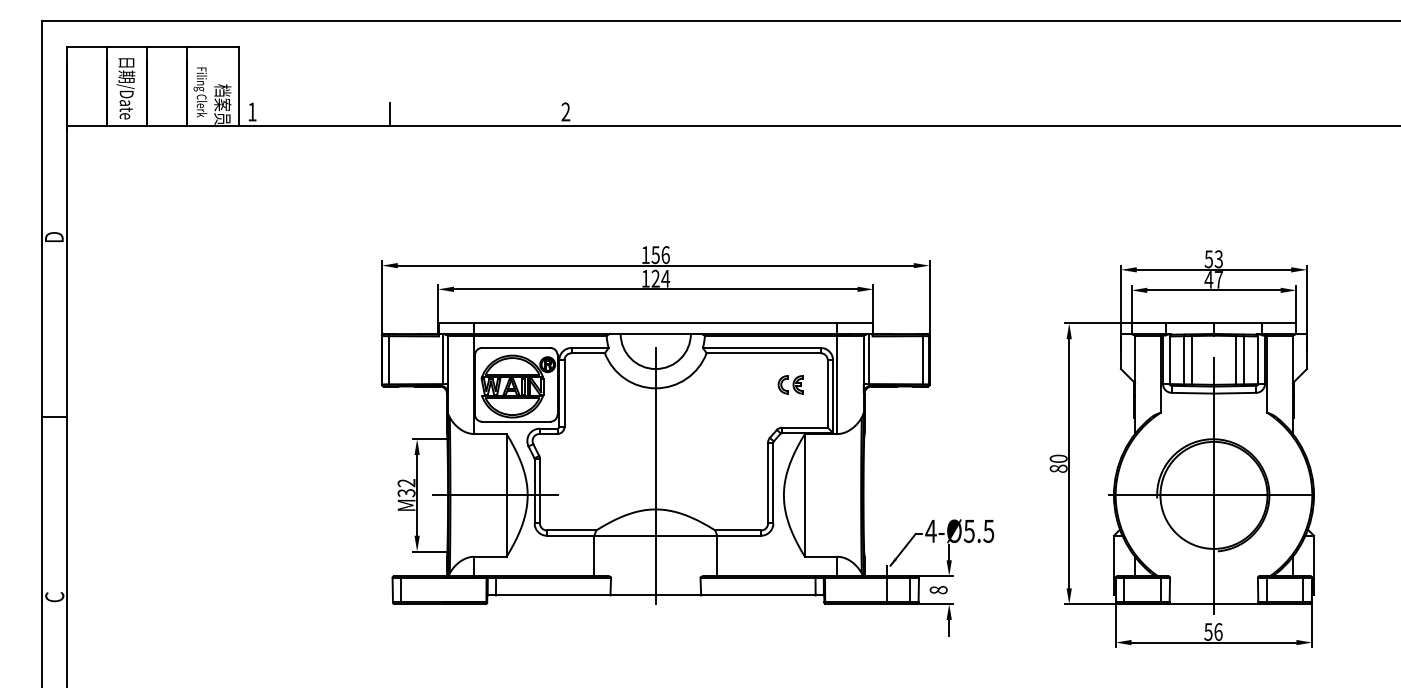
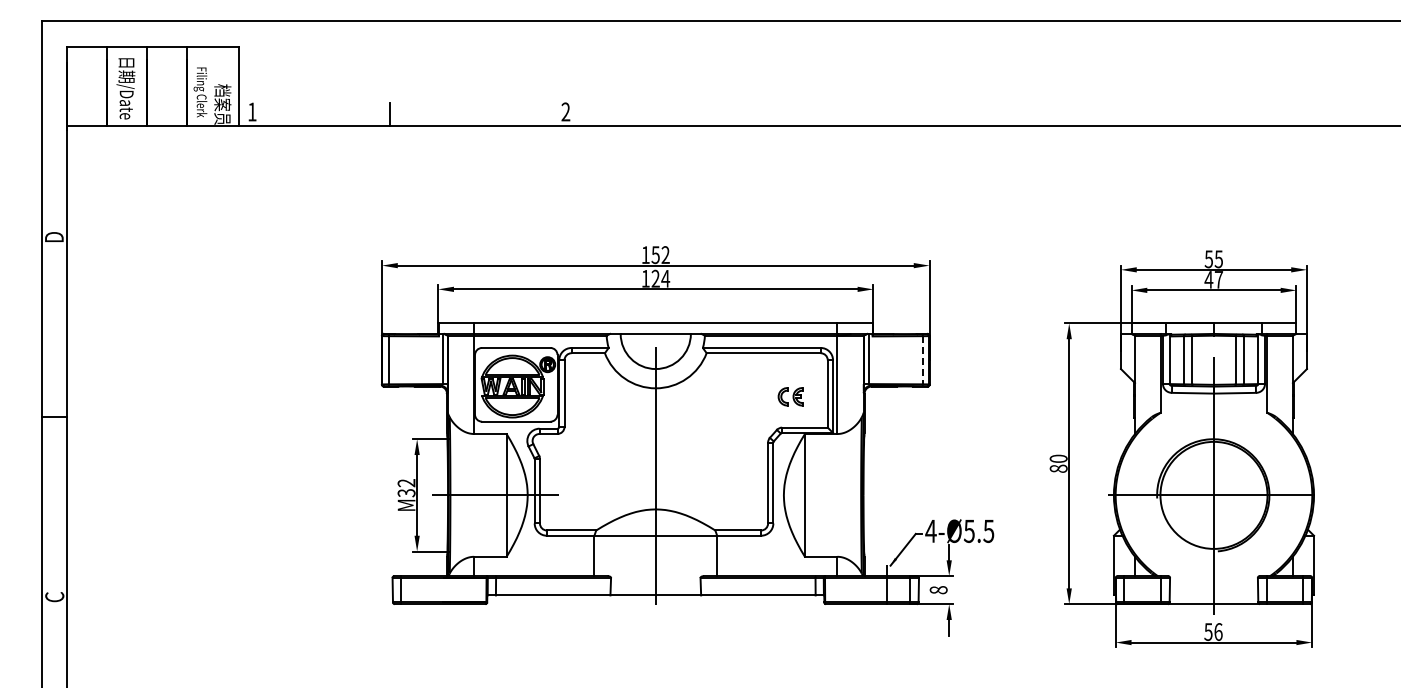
text: 156 -> 152 (665, 255)
text: 53 -> 55 (1218, 258)
line: solid -> dashed (922, 360)
part position: (790, 384) -> (790, 396) (790, 396)
